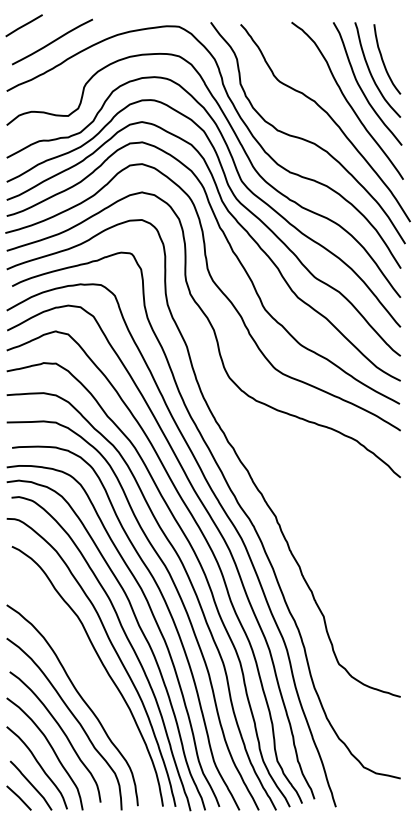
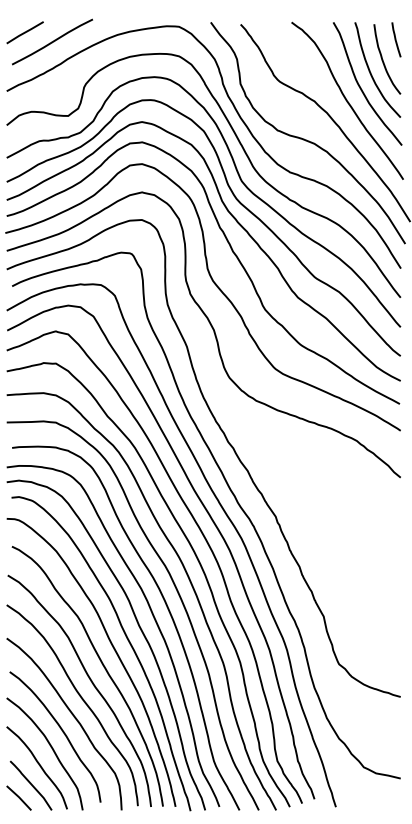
line position: (23, 25) -> (24, 32) (24, 32)
line: none -> present (396, 39)
curve: none -> present (91, 683)
